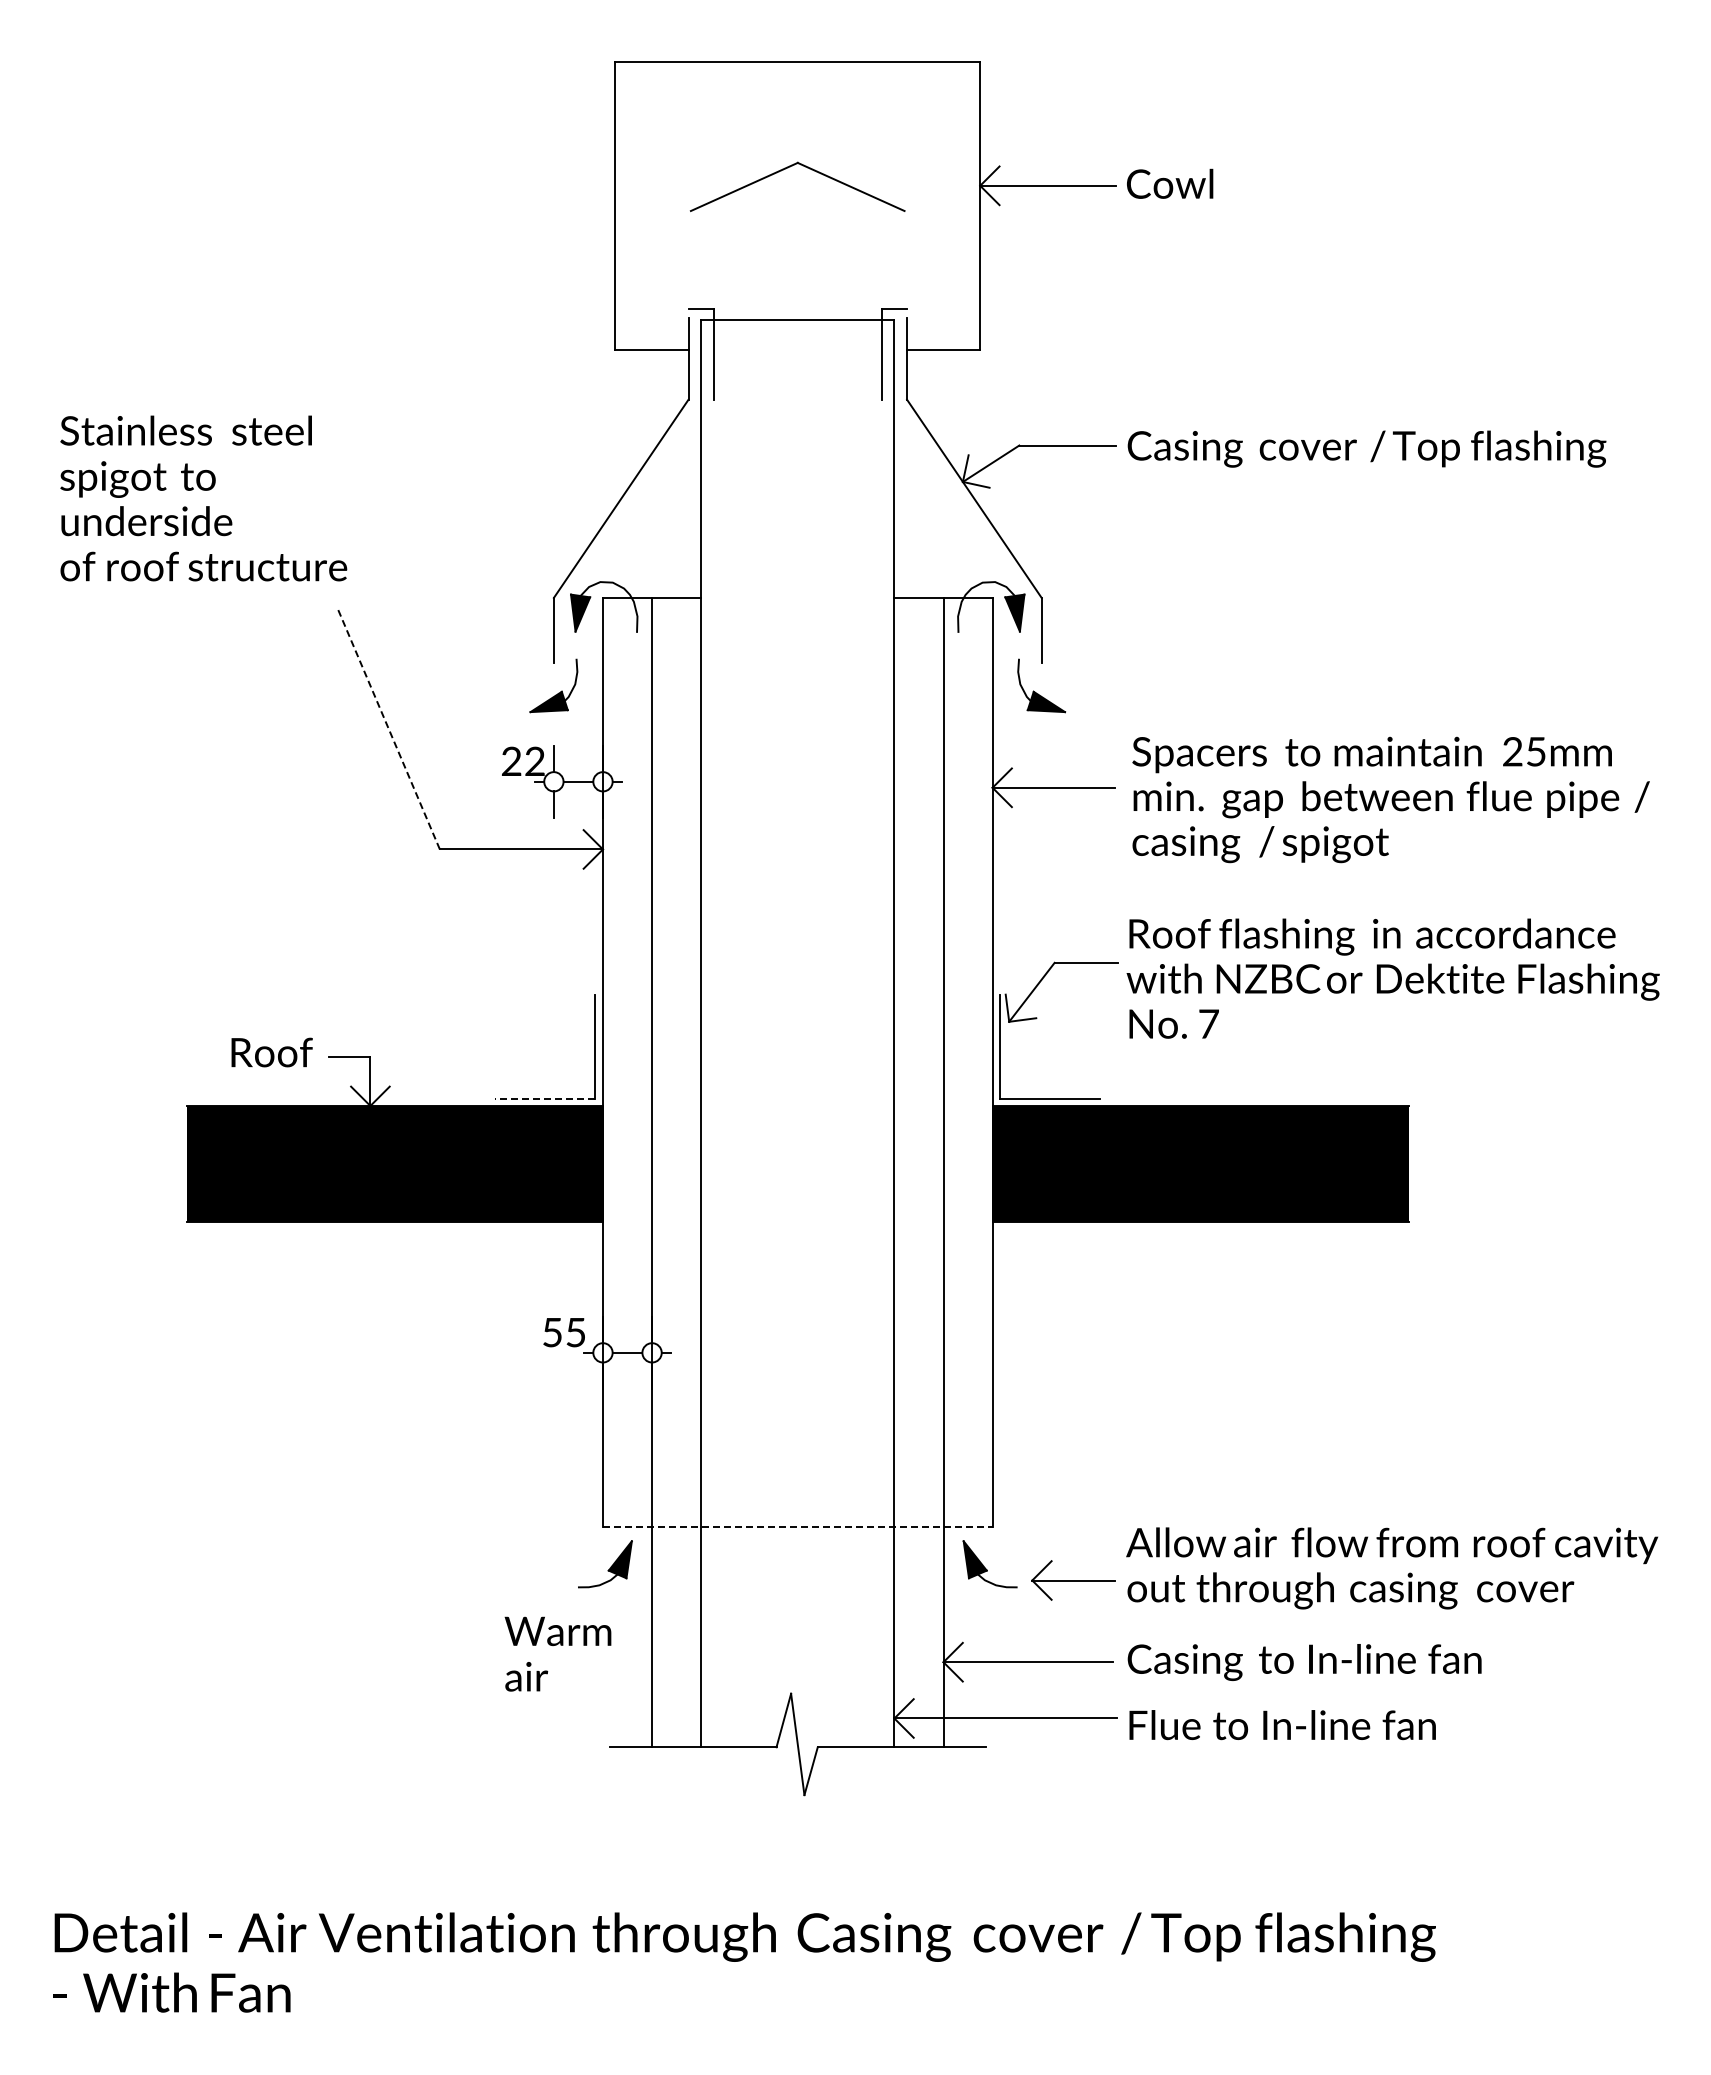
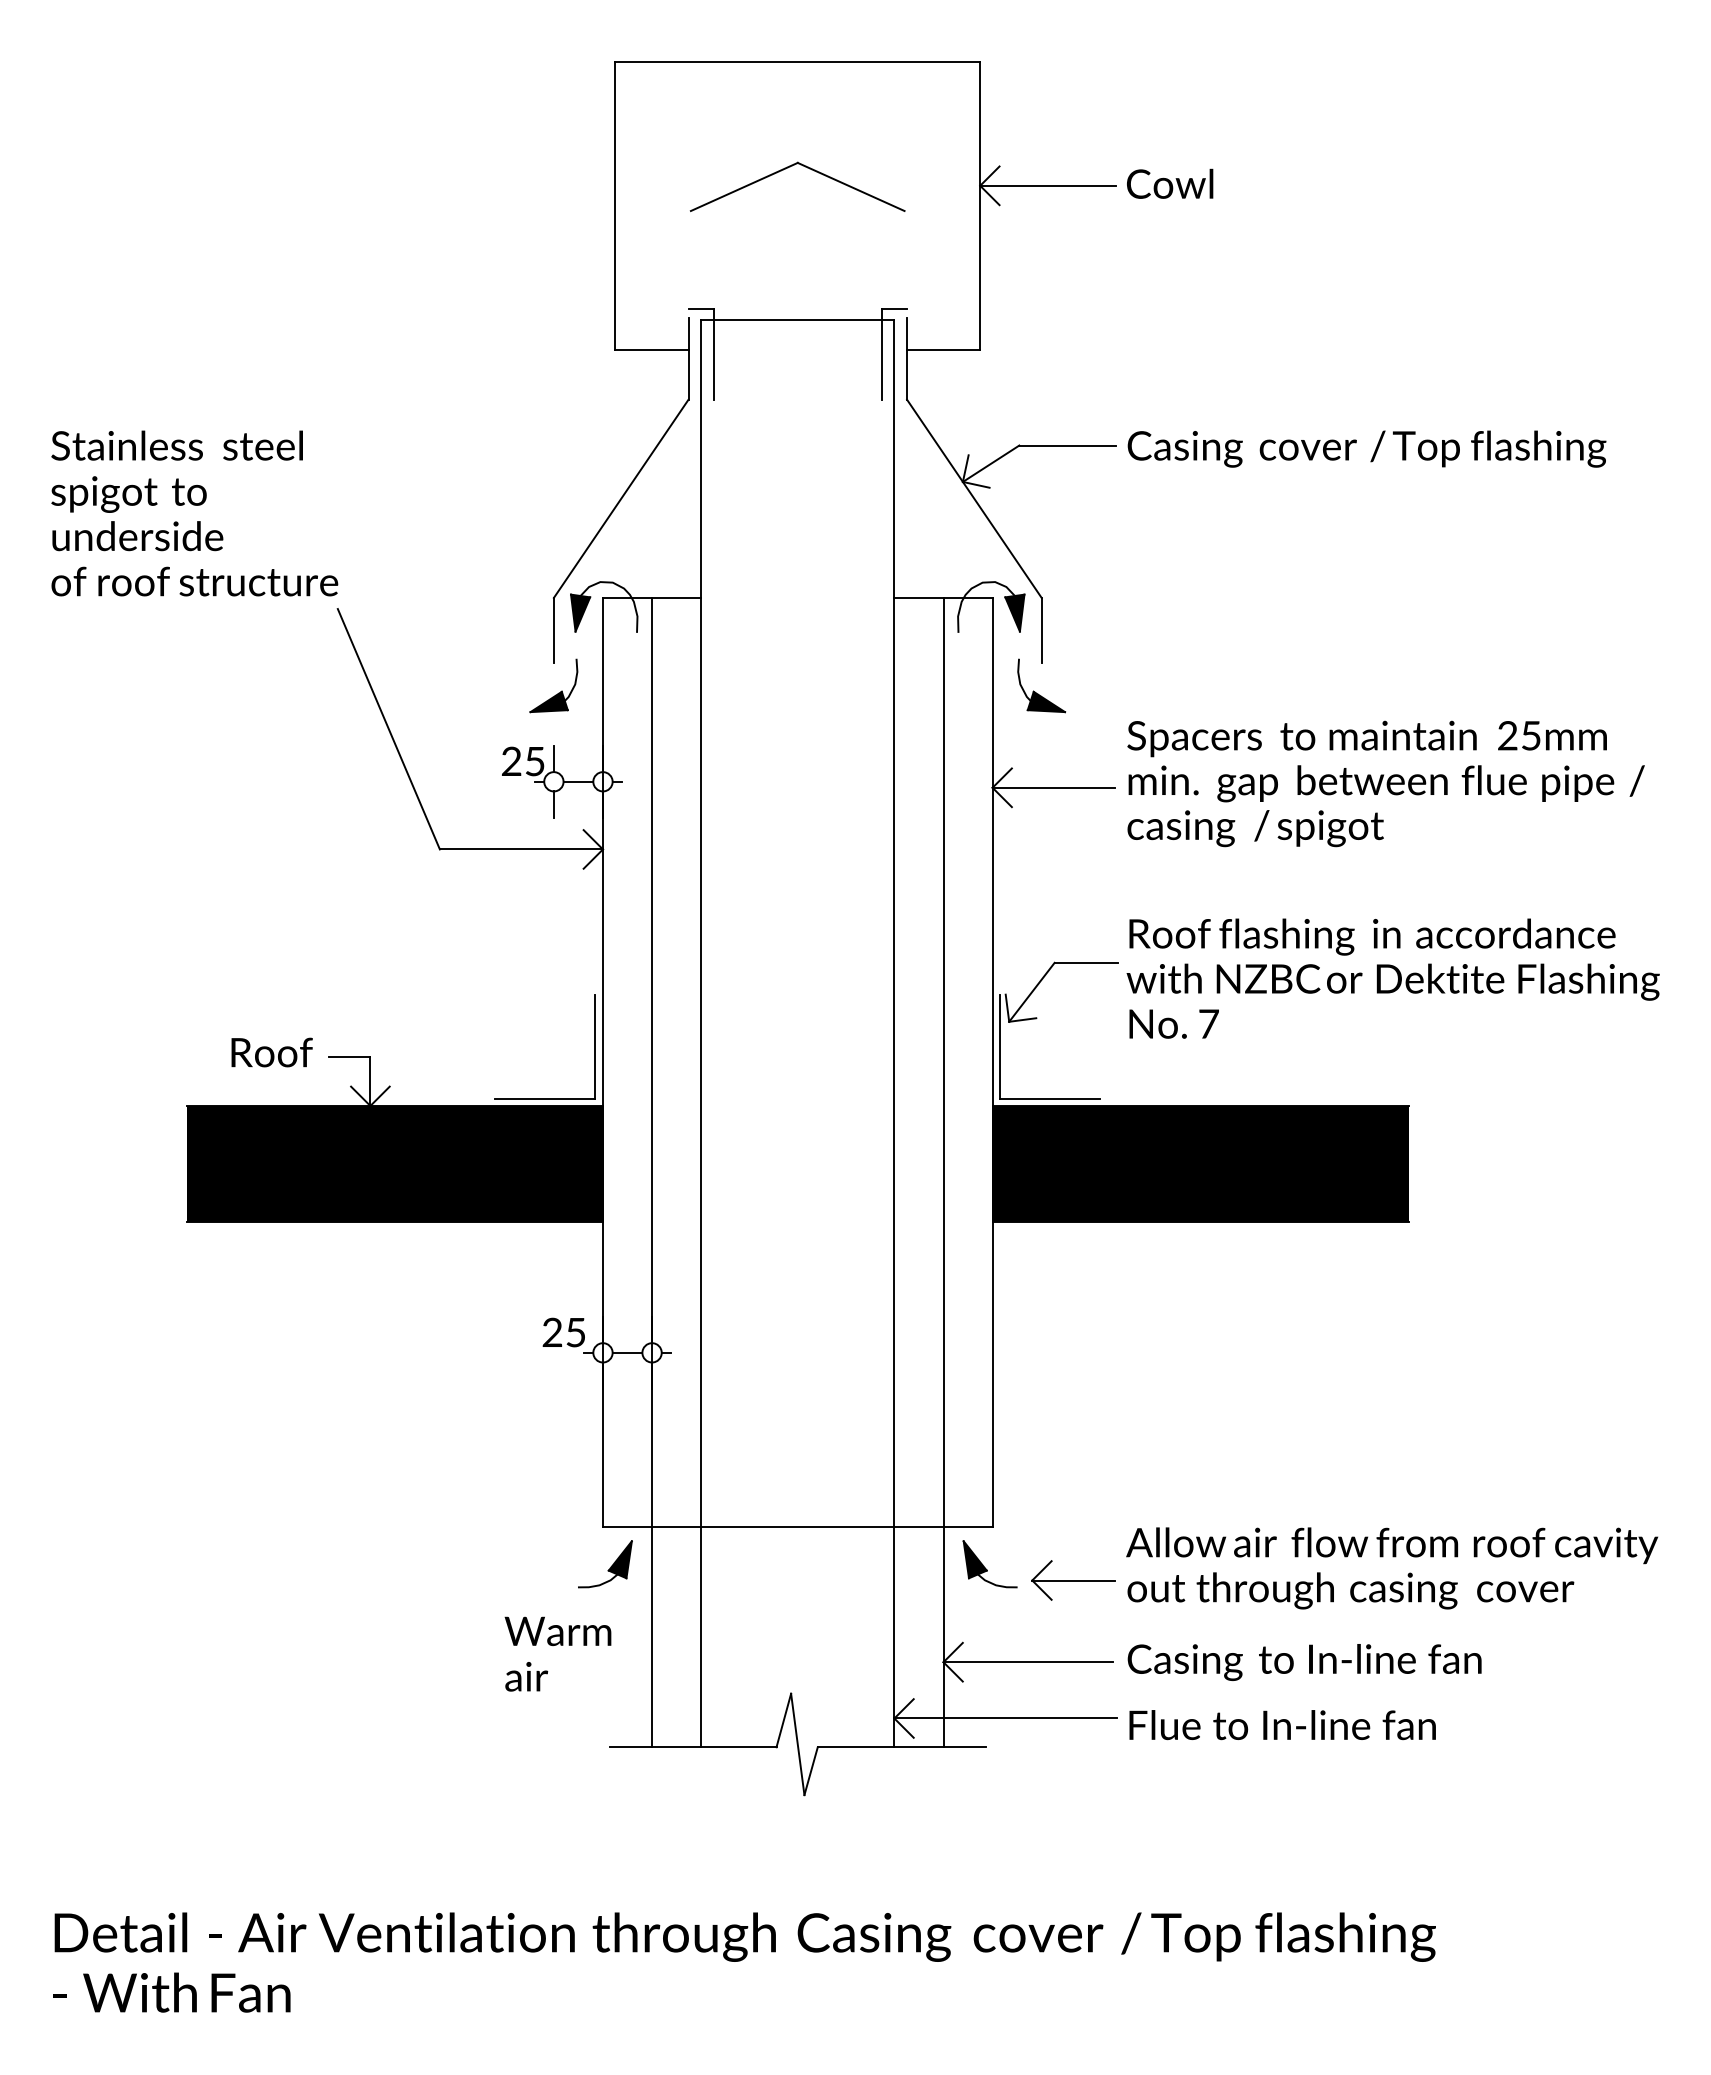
text position: (203, 498) -> (194, 513) (194, 513)
line: dashed -> solid (388, 729)
text: 22 -> 25 (534, 761)
text position: (1390, 799) -> (1385, 783) (1385, 783)
line: dashed -> solid (545, 1098)
text: 55 -> 25 (552, 1332)
line: dashed -> solid (797, 1526)
